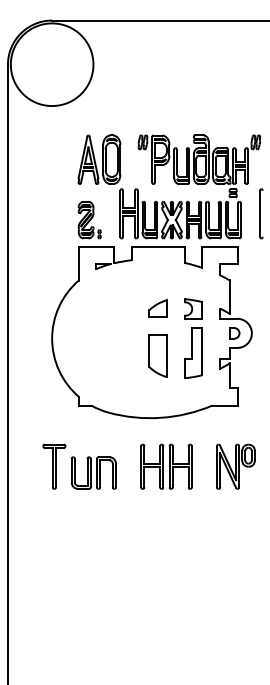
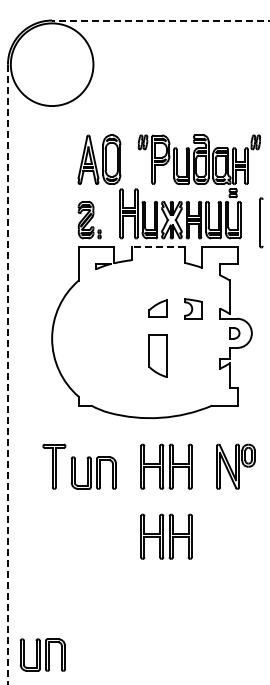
line: solid -> dashed (161, 20)
part position: (261, 213) -> (261, 222) (261, 222)
line: solid -> dashed (158, 246)
part: present -> none (193, 352)
line: solid -> dashed (7, 374)
part: none -> present (166, 536)
part: none -> present (42, 654)
